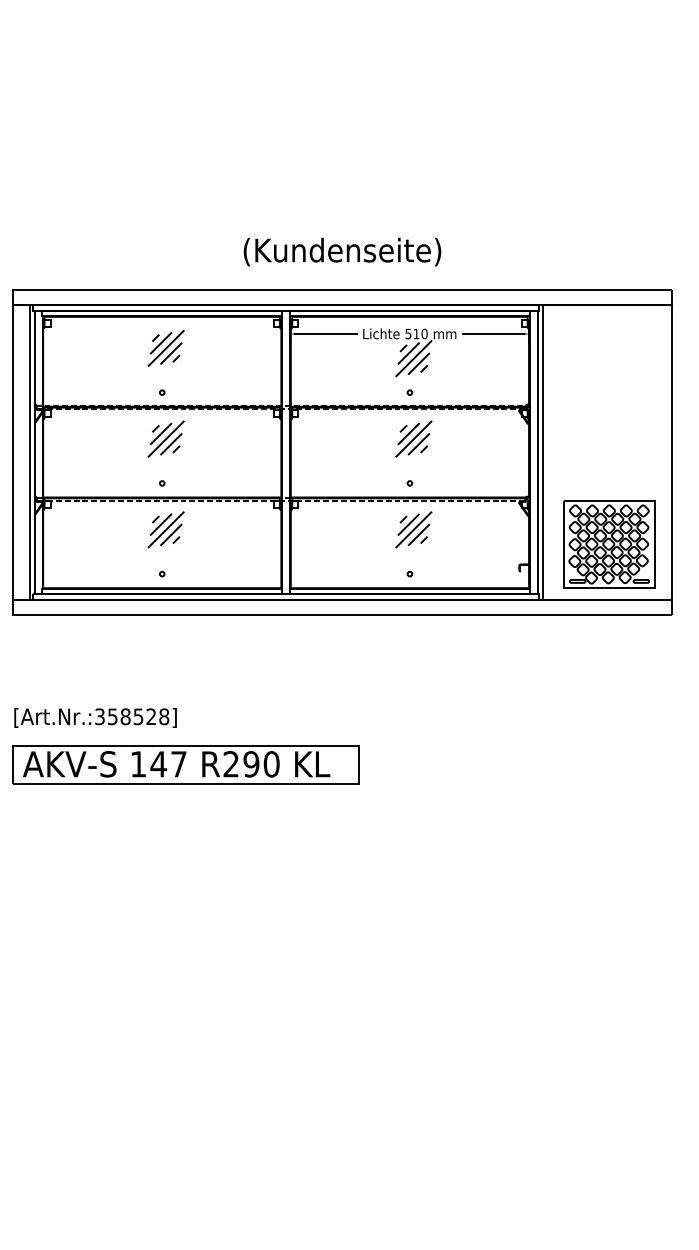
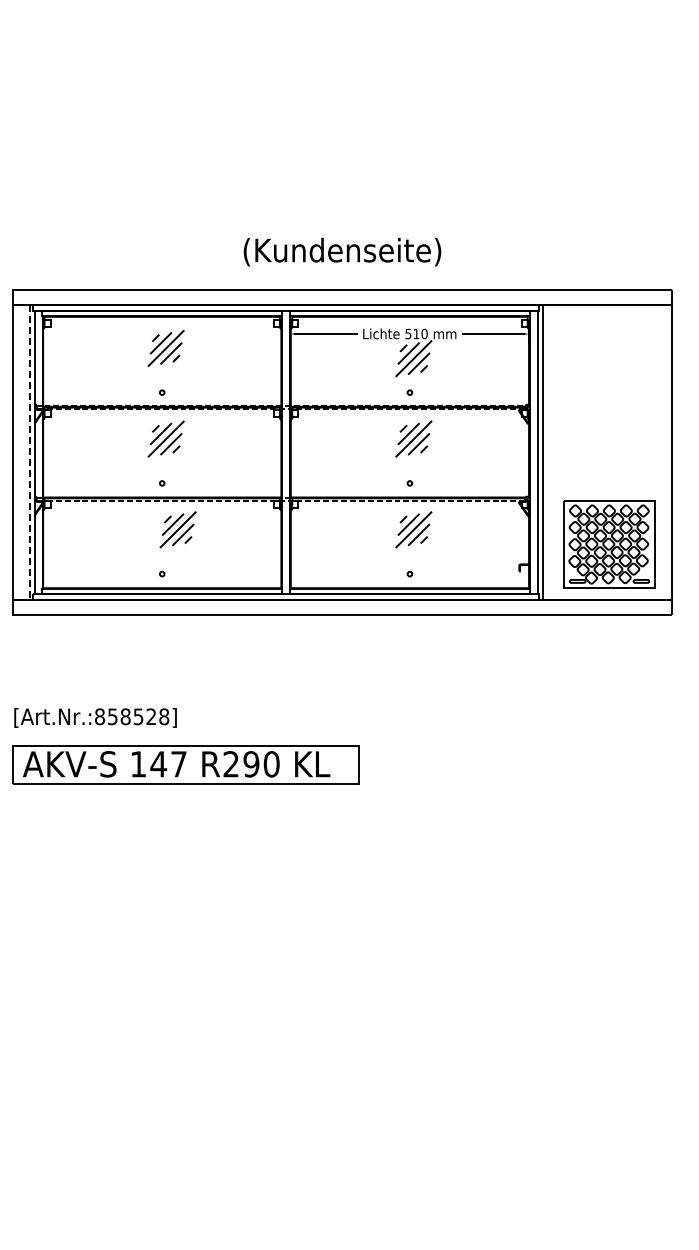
line: solid -> dashed (30, 452)
part position: (165, 529) -> (177, 529) (177, 529)
text: [Art.Nr.:358528] -> [Art.Nr.:858528] (99, 716)
